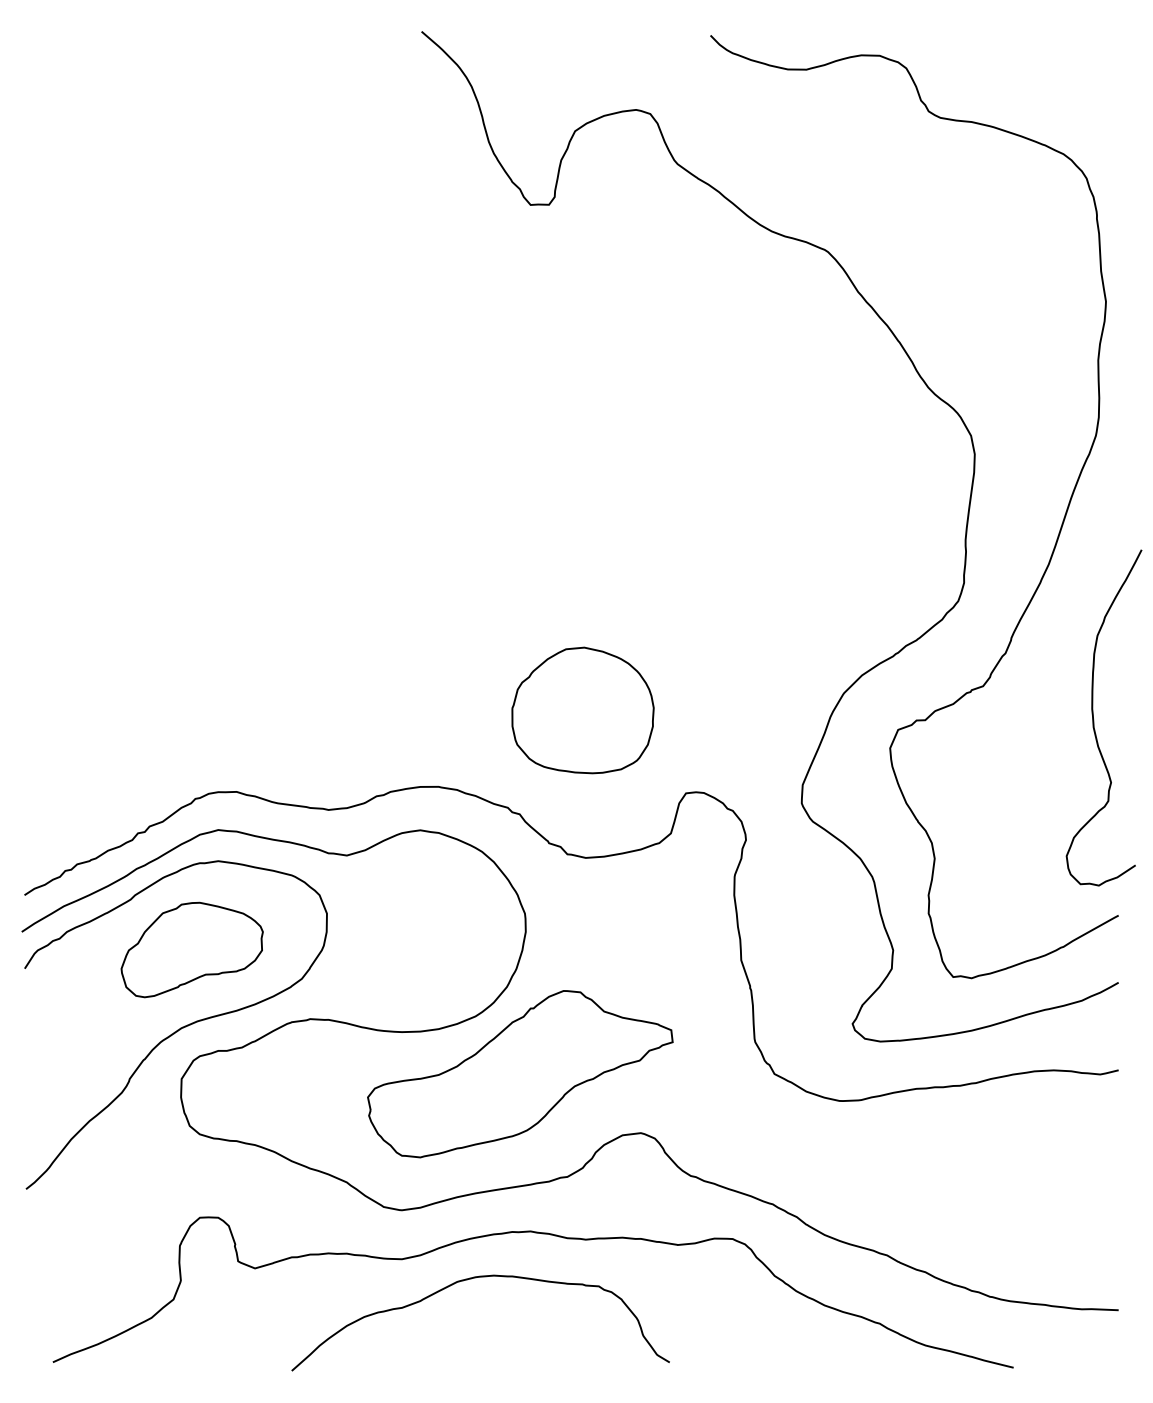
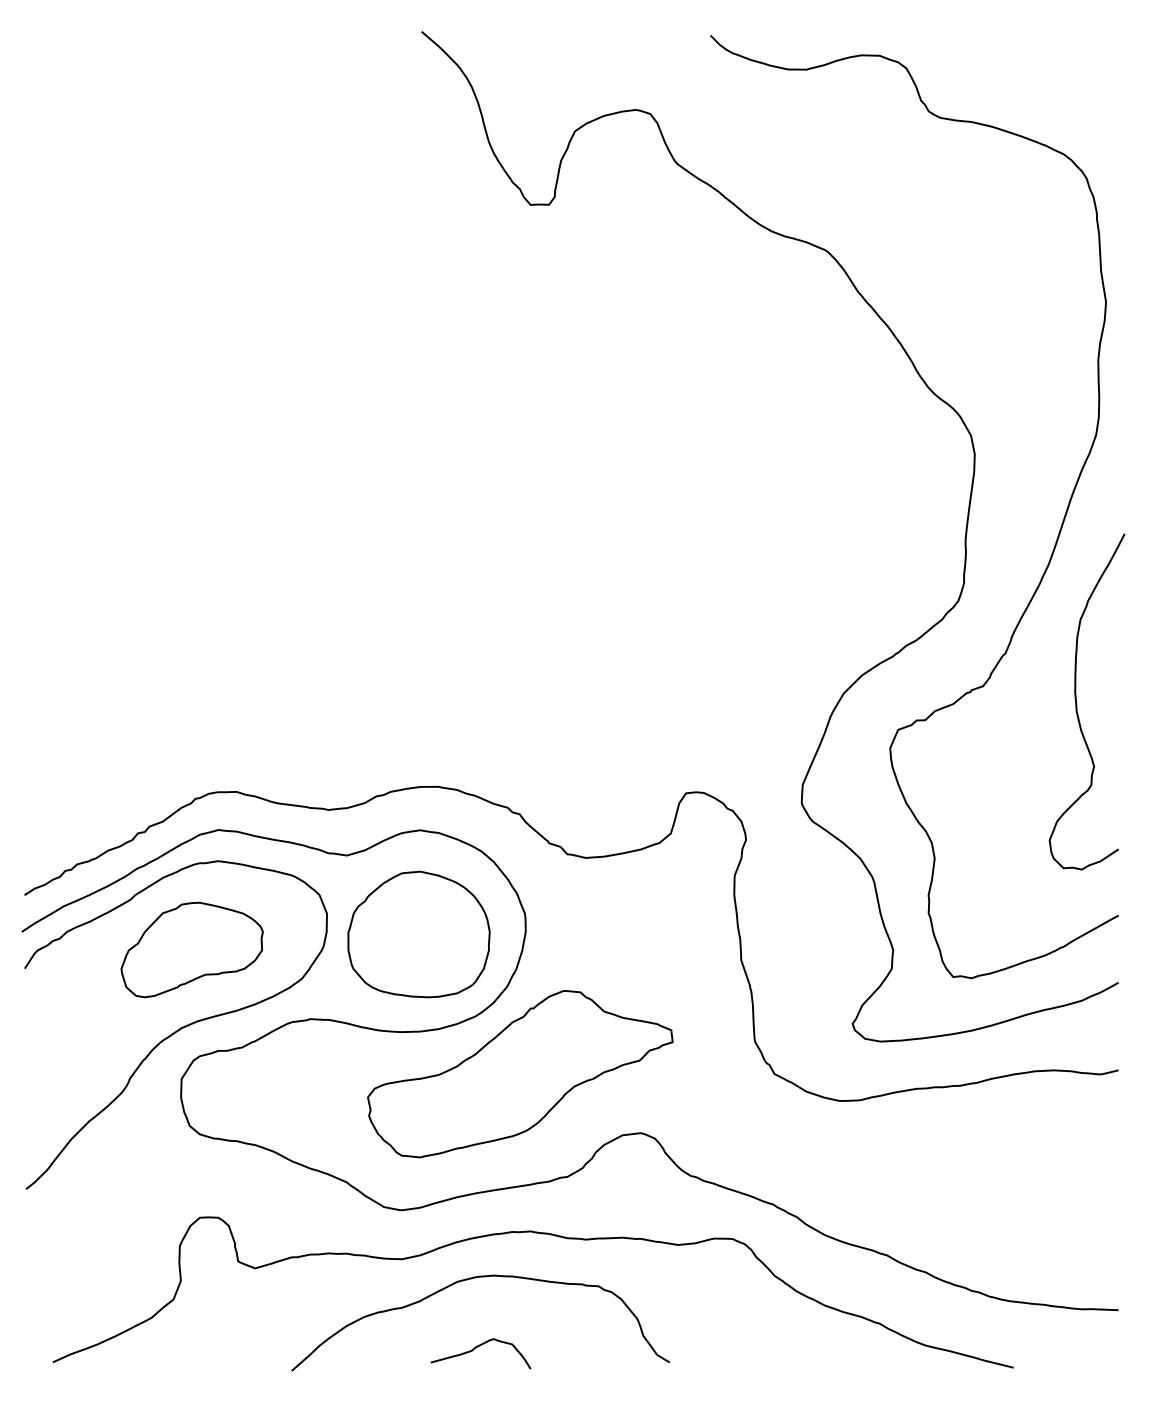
part position: (582, 710) -> (418, 934) (418, 934)
curve position: (1094, 719) -> (1077, 703) (1077, 703)
curve: none -> present (478, 1347)
